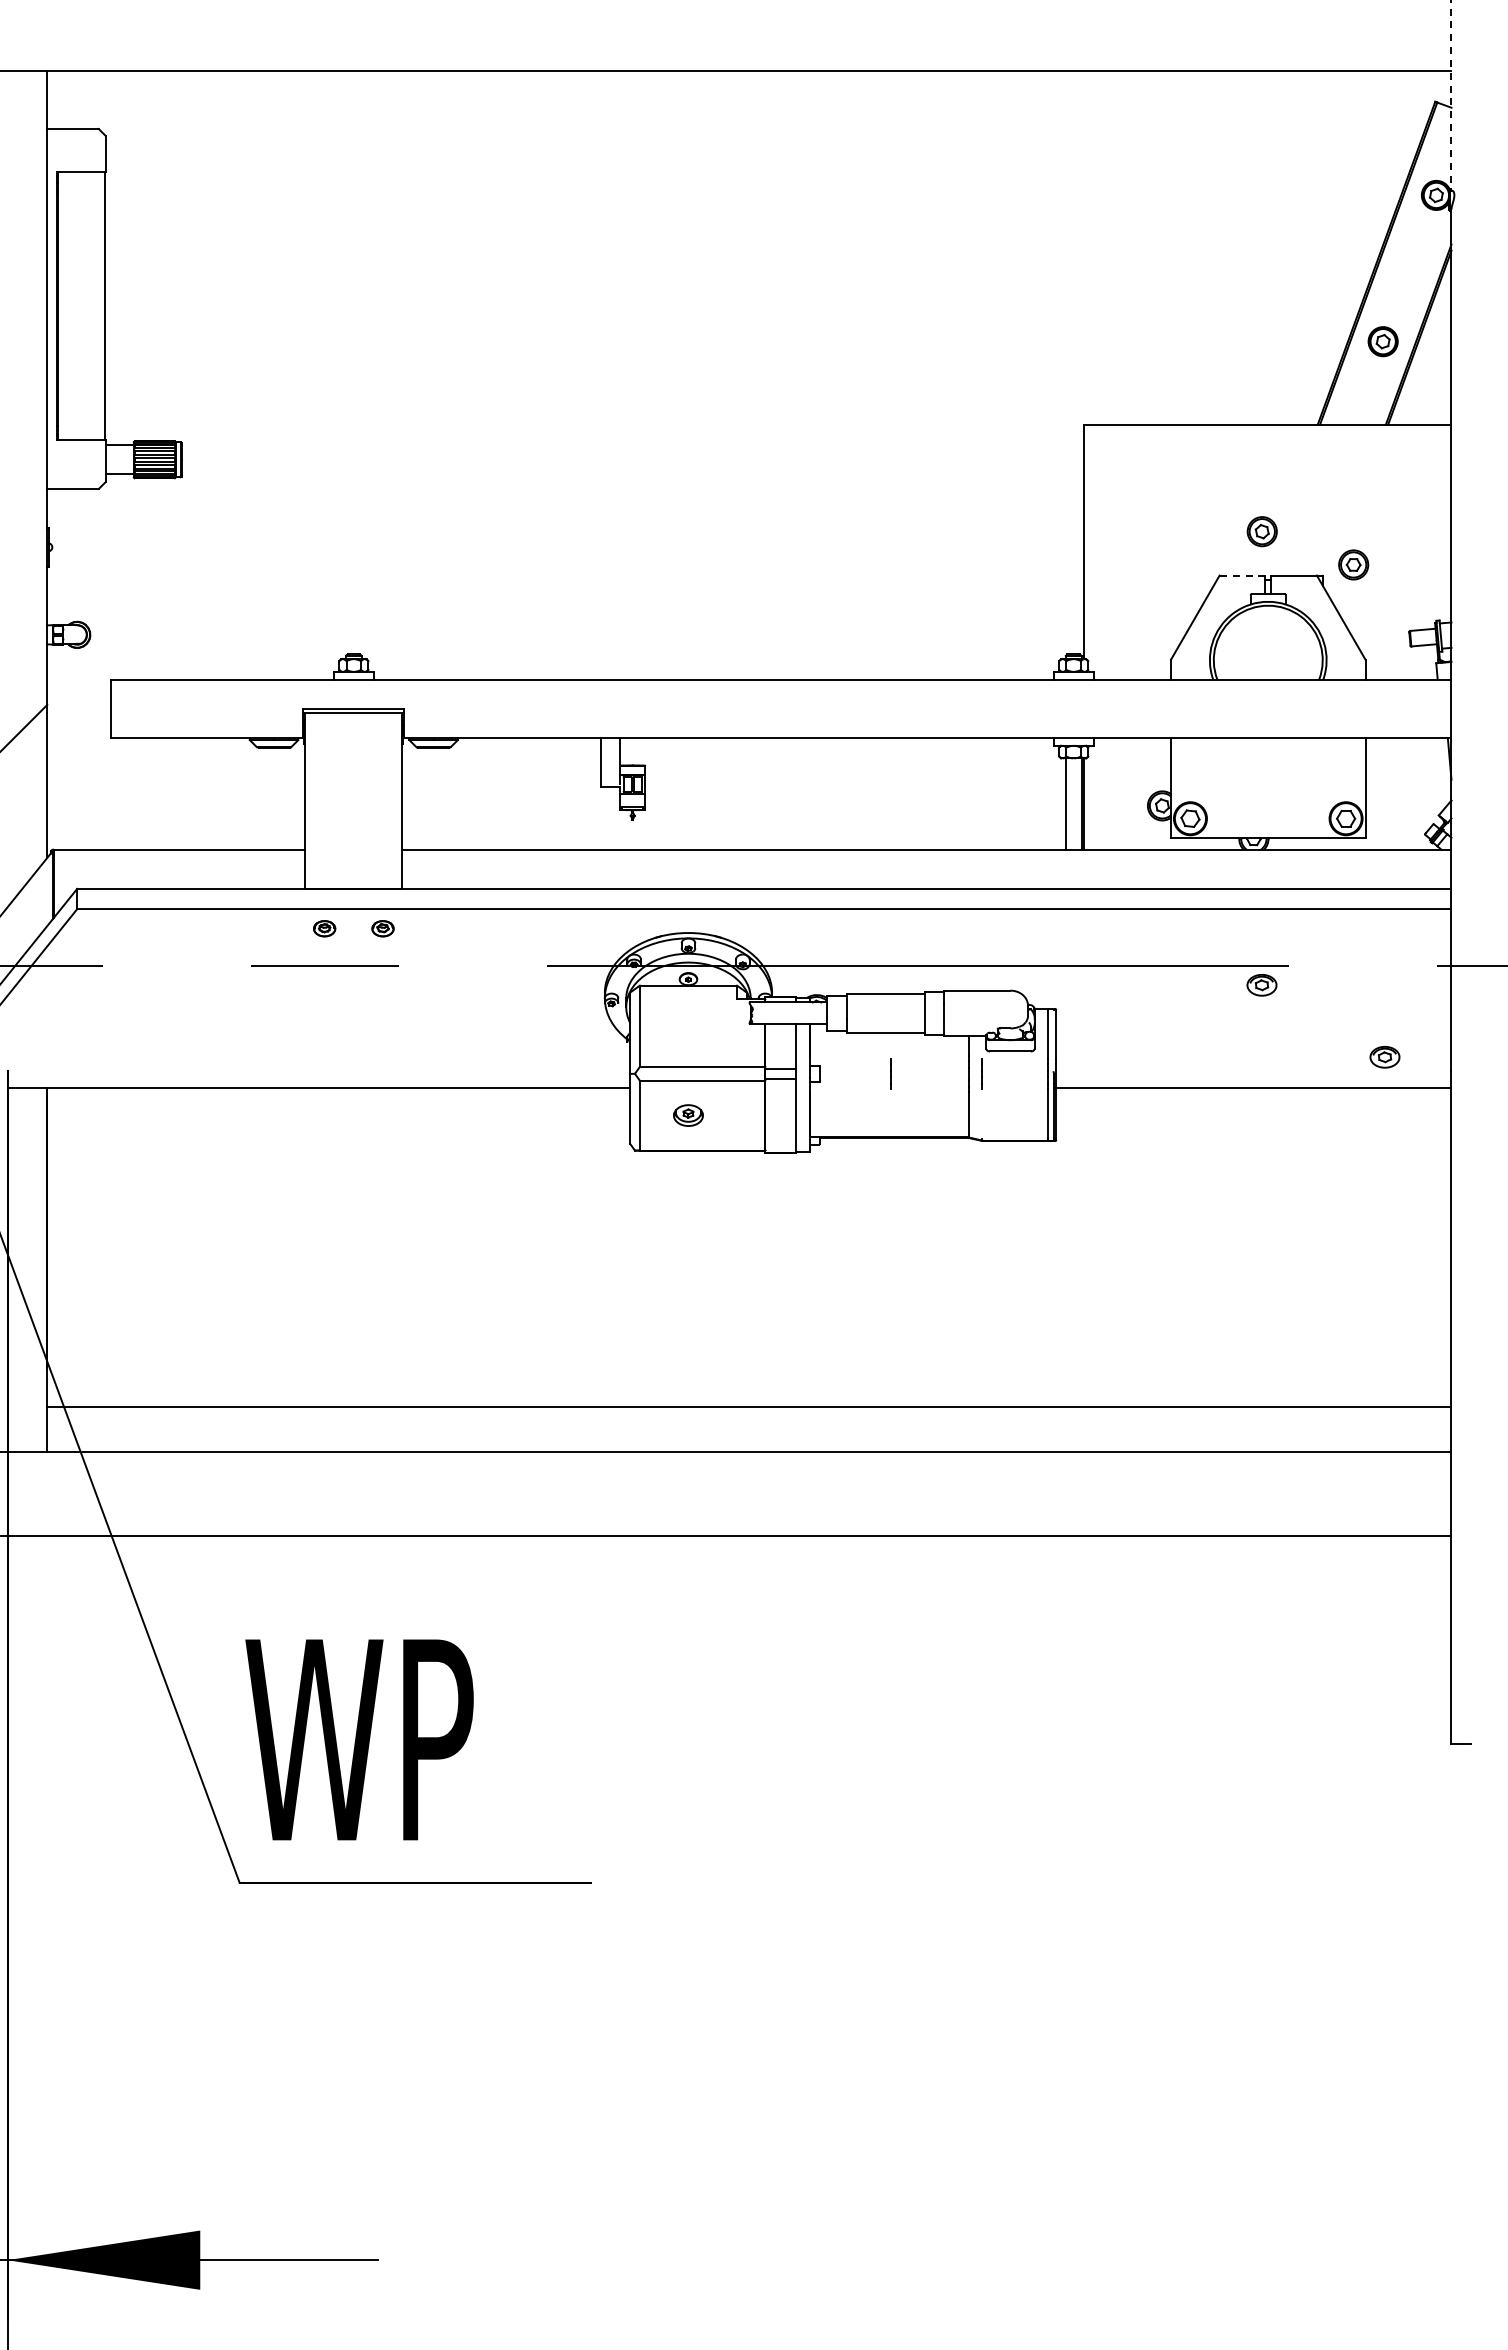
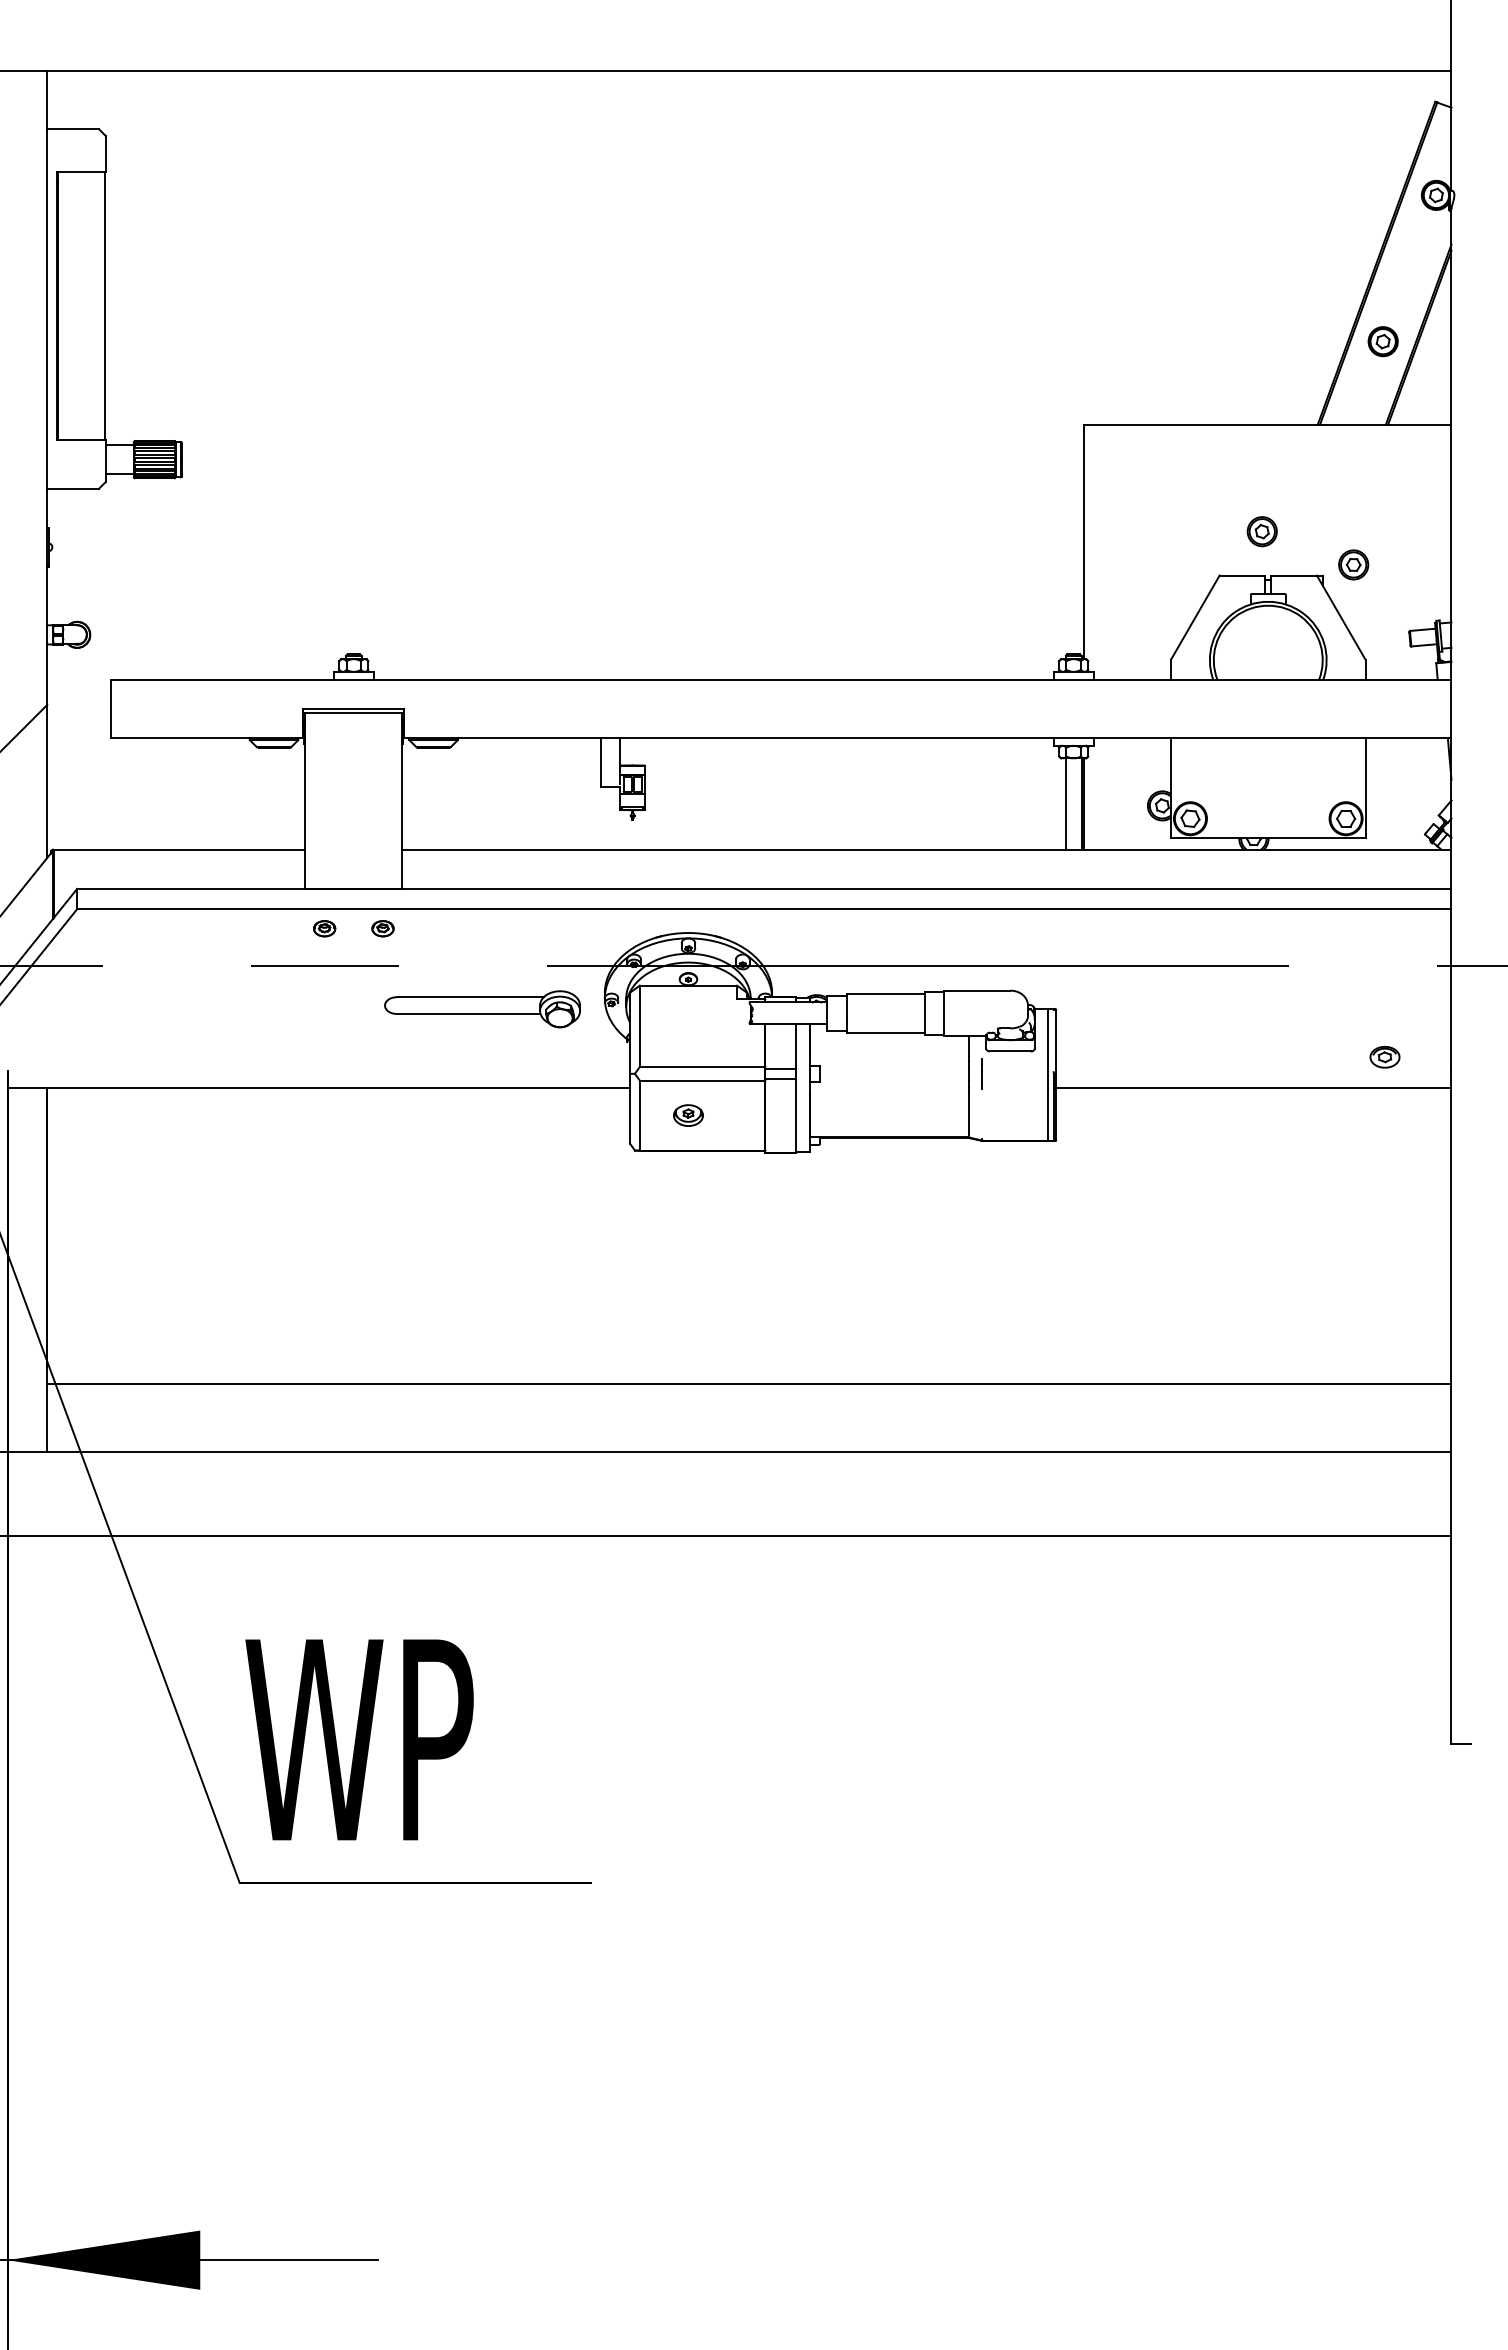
line: dashed -> solid (1451, 96)
line: dashed -> solid (1242, 575)
part: present -> none (1261, 985)
part: none -> present (482, 1009)
line: present -> none (890, 1073)
line position: (749, 1406) -> (749, 1383) (749, 1383)
